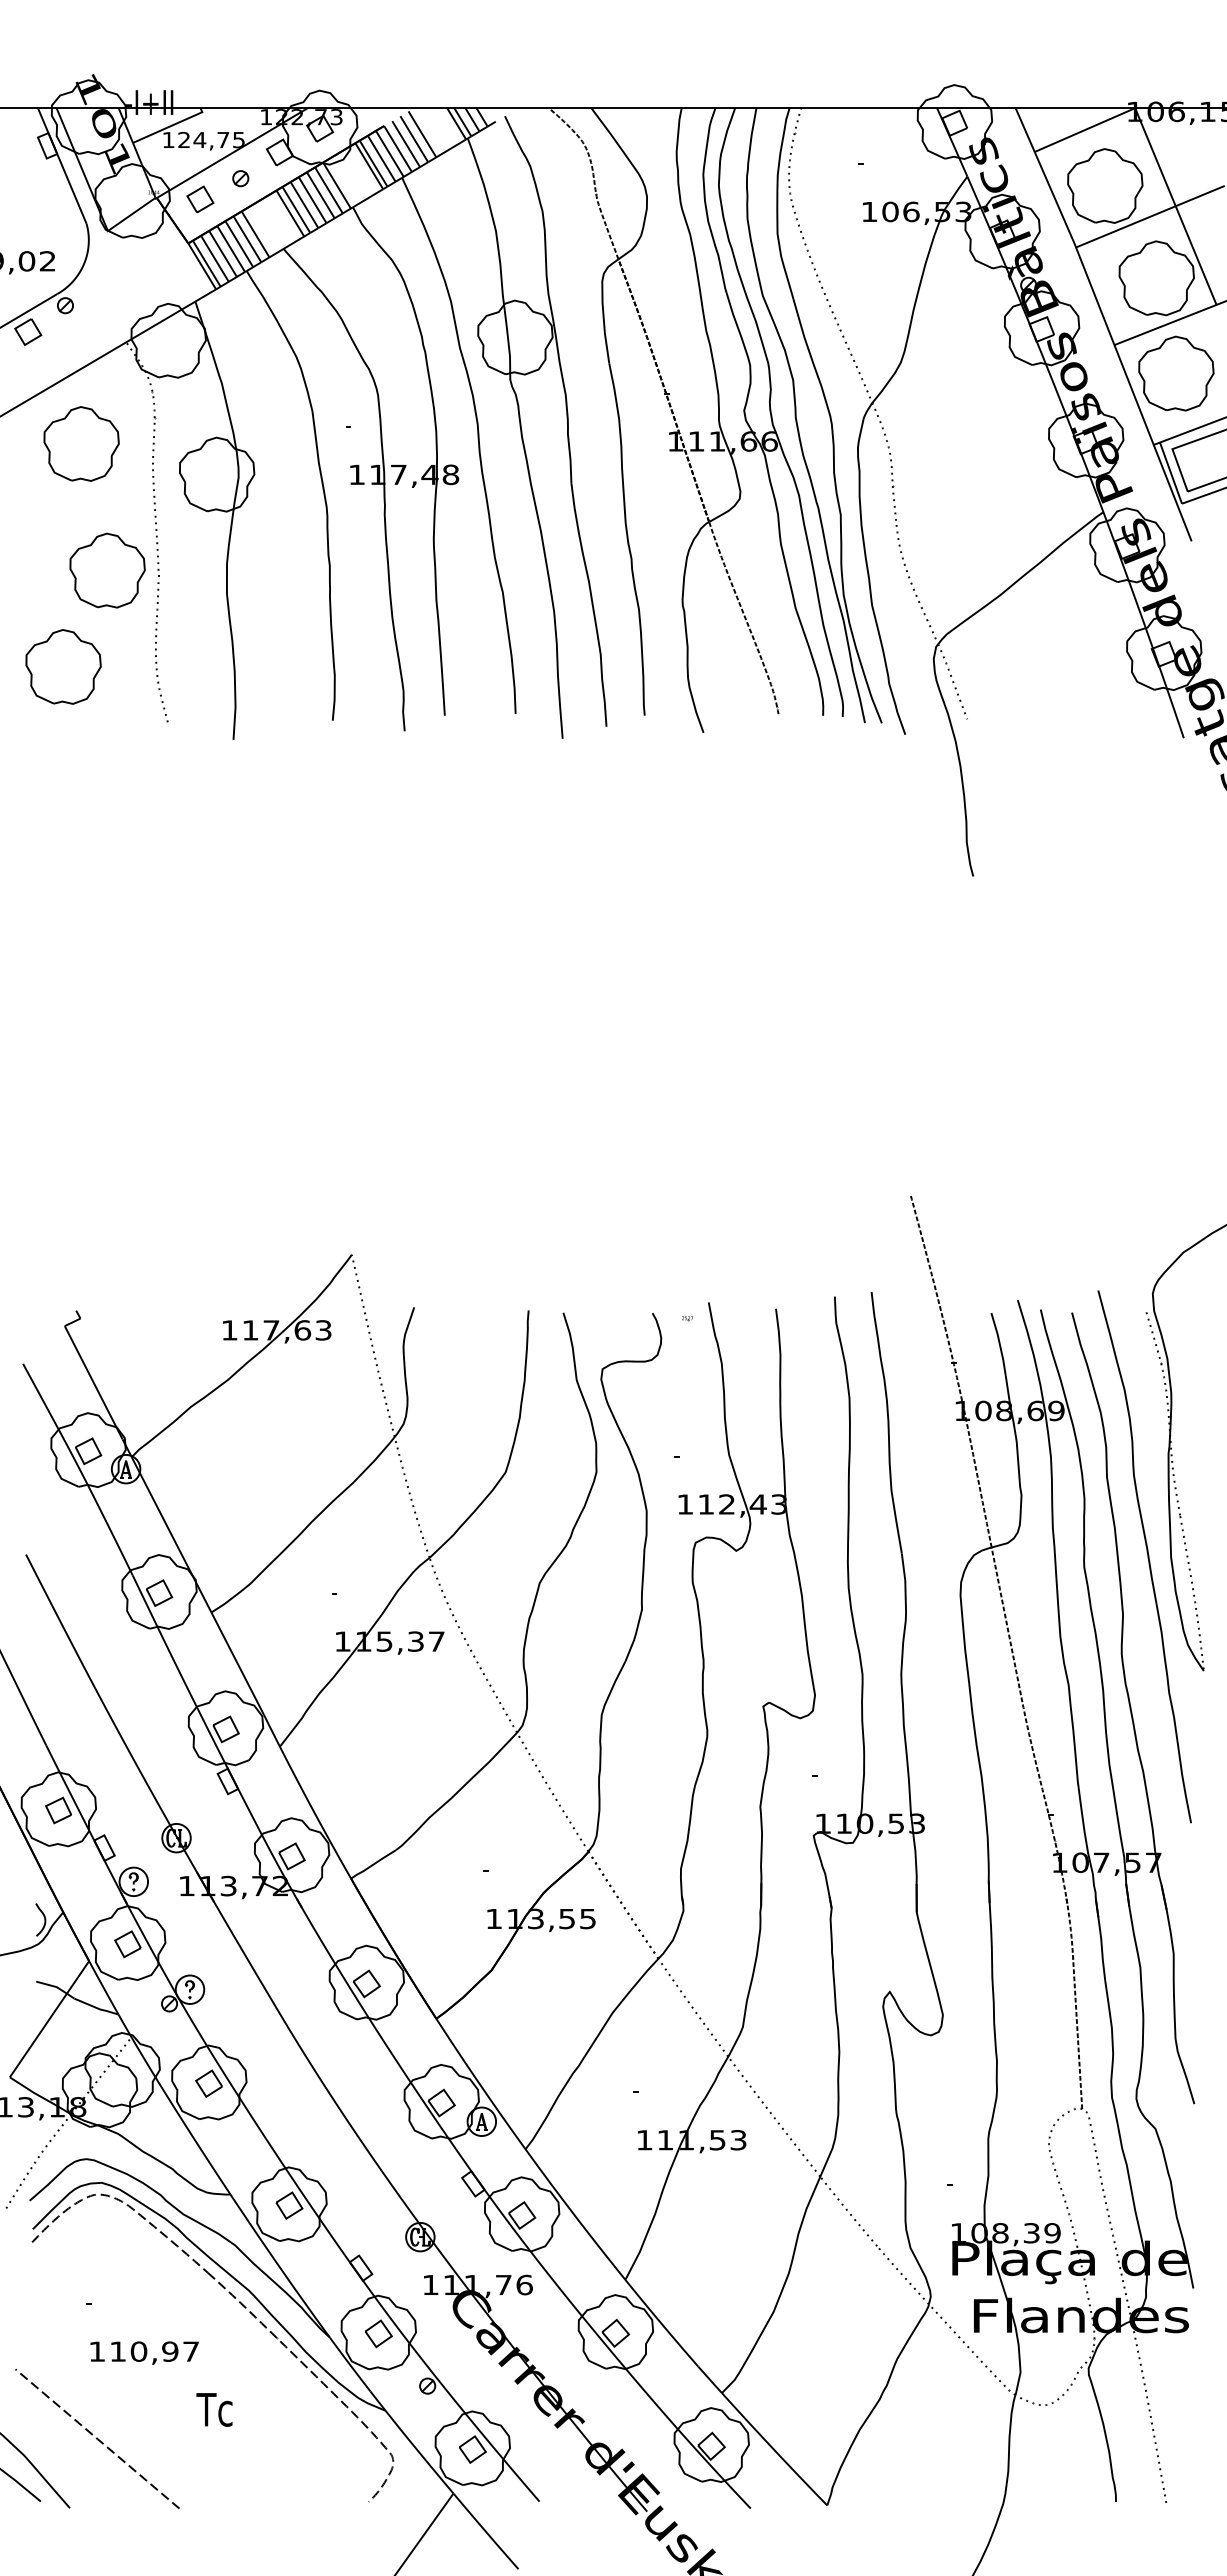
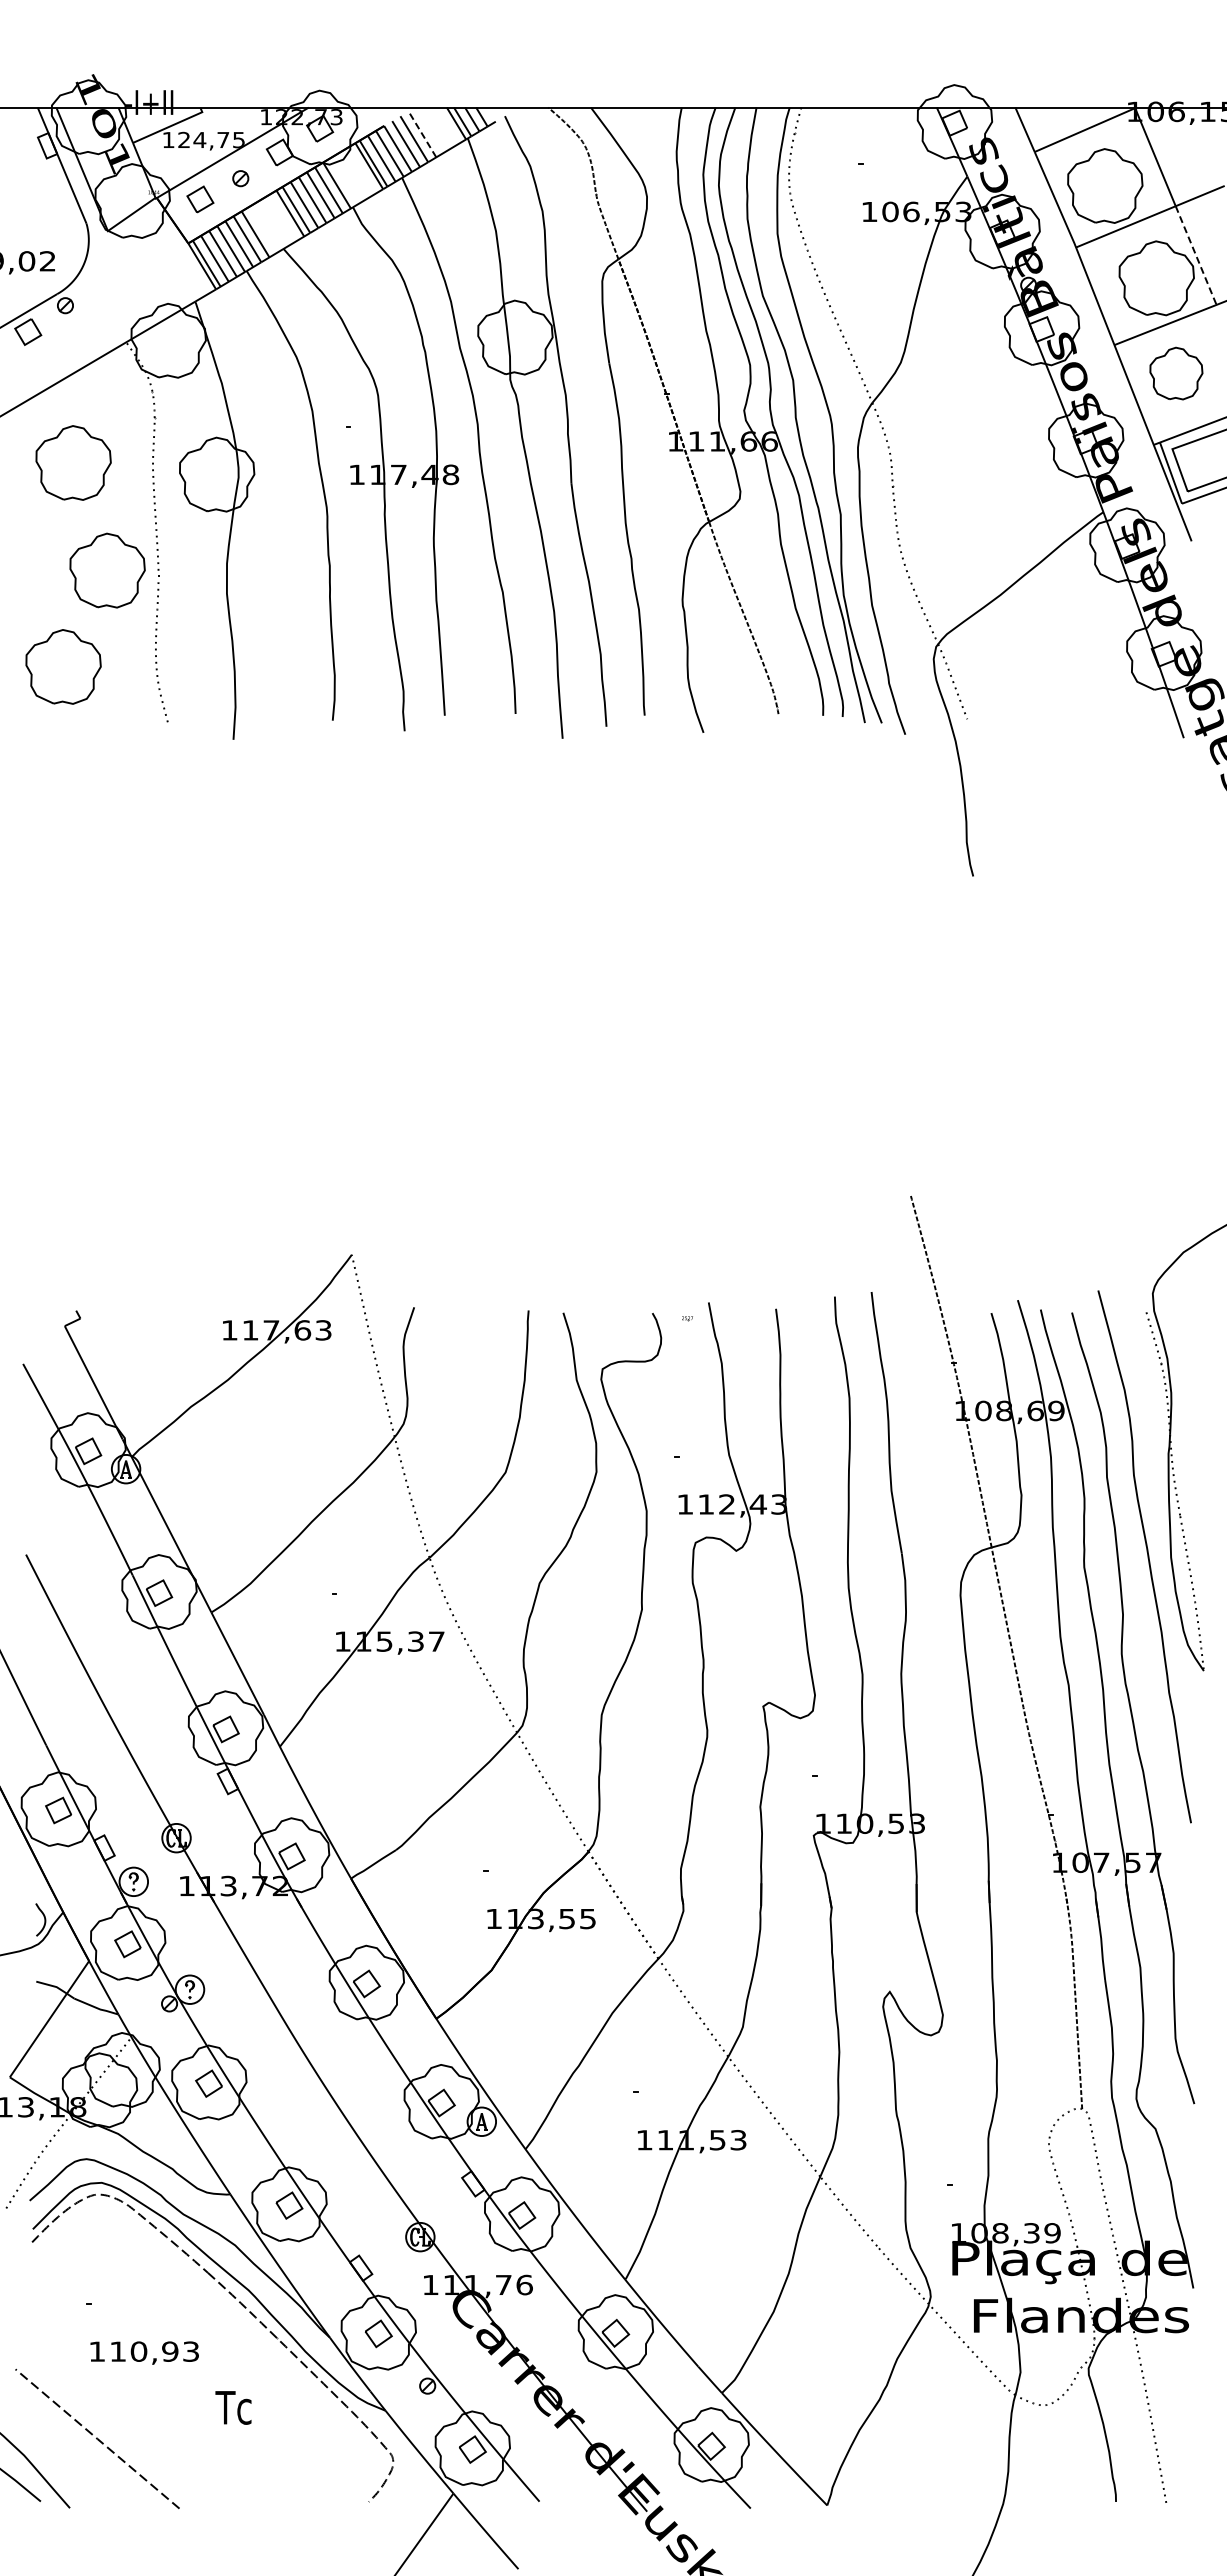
line: solid -> dashed (422, 134)
line: solid -> dashed (1196, 256)
part size: 77x77 px -> 55x55 px (1176, 373)
part position: (81, 443) -> (73, 462) (73, 462)
text: 110,97 -> 110,93 (190, 2351)
text position: (214, 2409) -> (233, 2407) (233, 2407)
